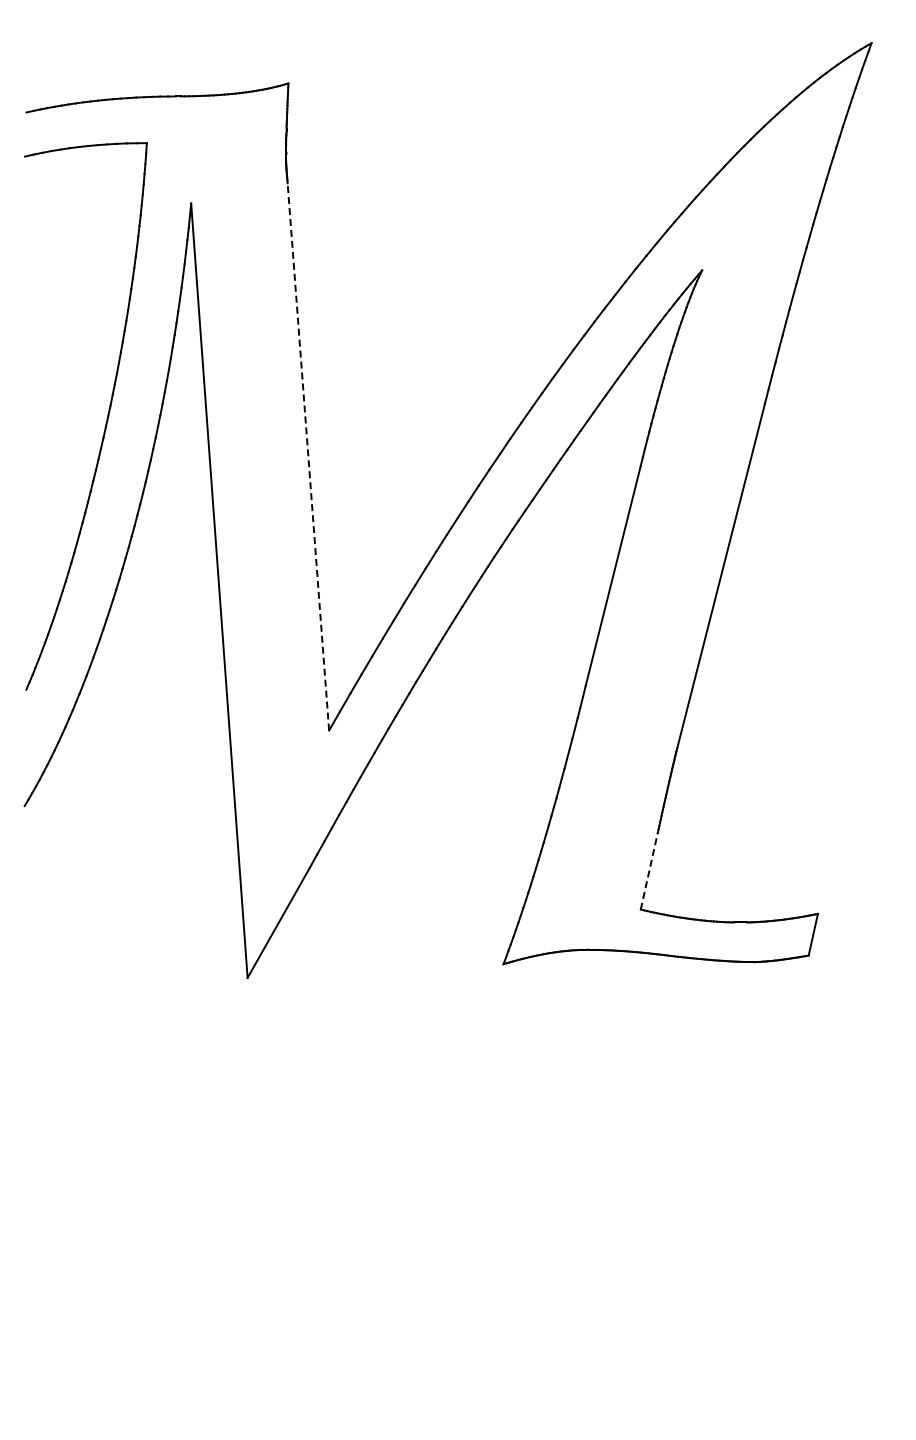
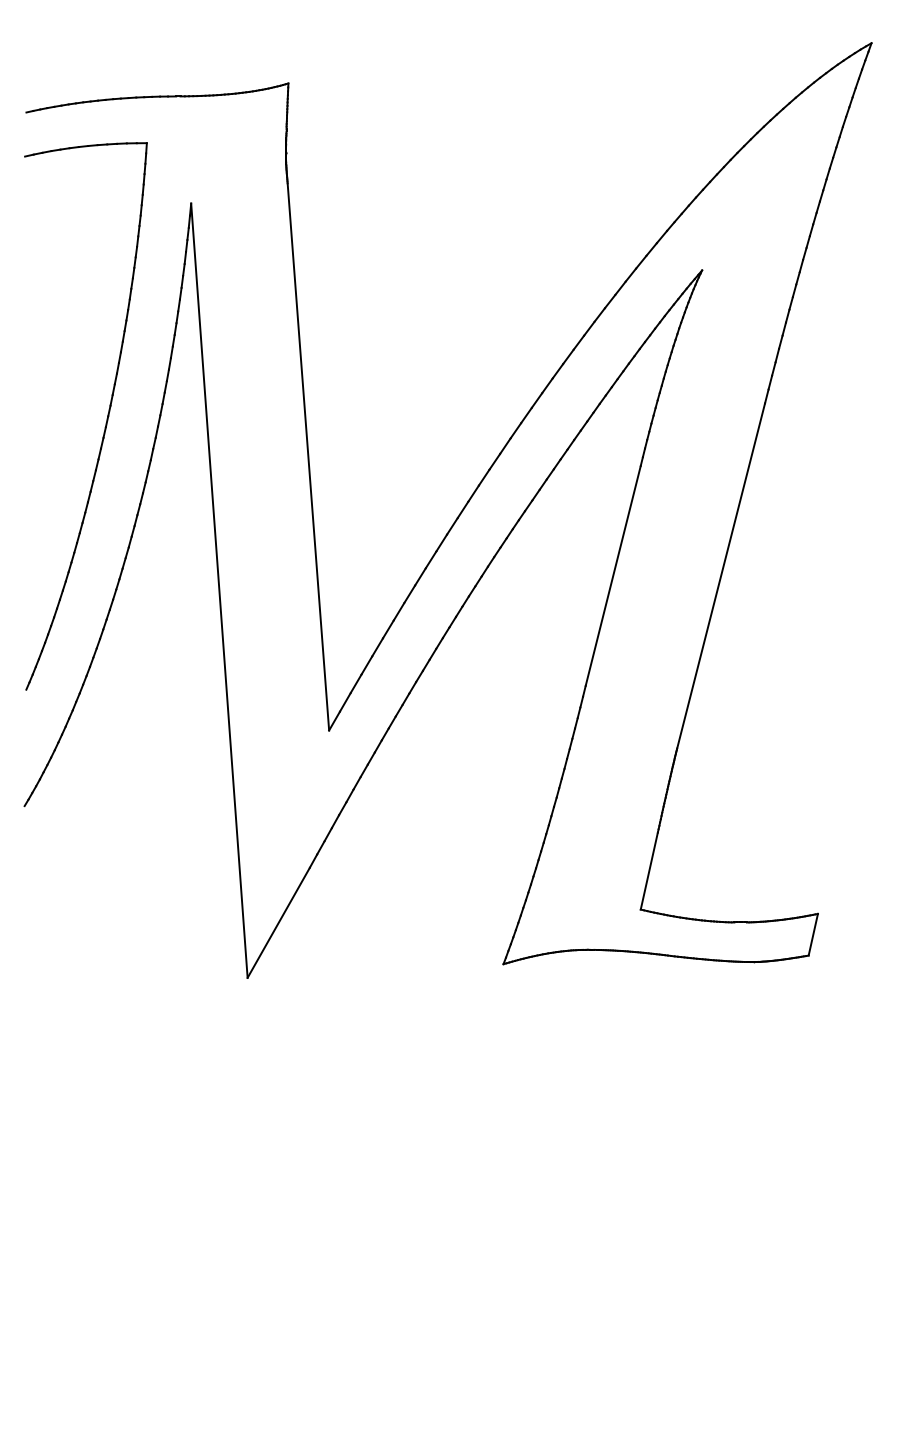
line: dashed -> solid (308, 456)
line: dashed -> solid (649, 870)
